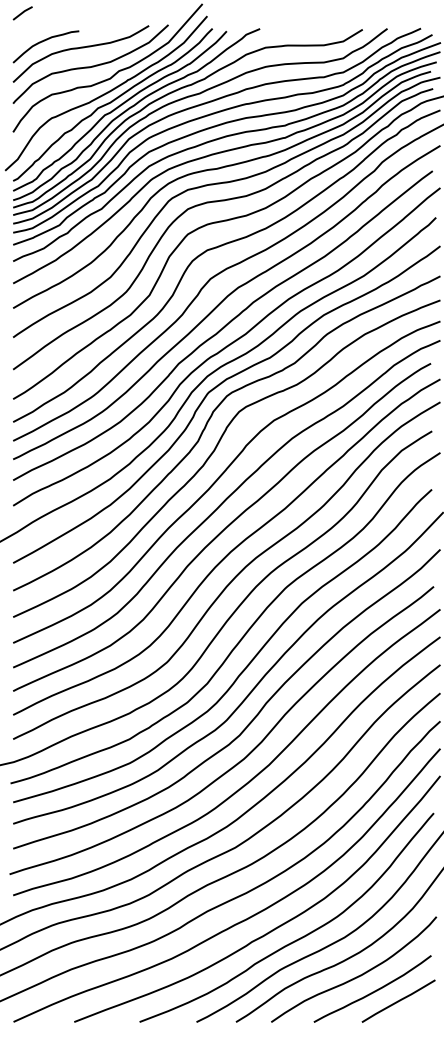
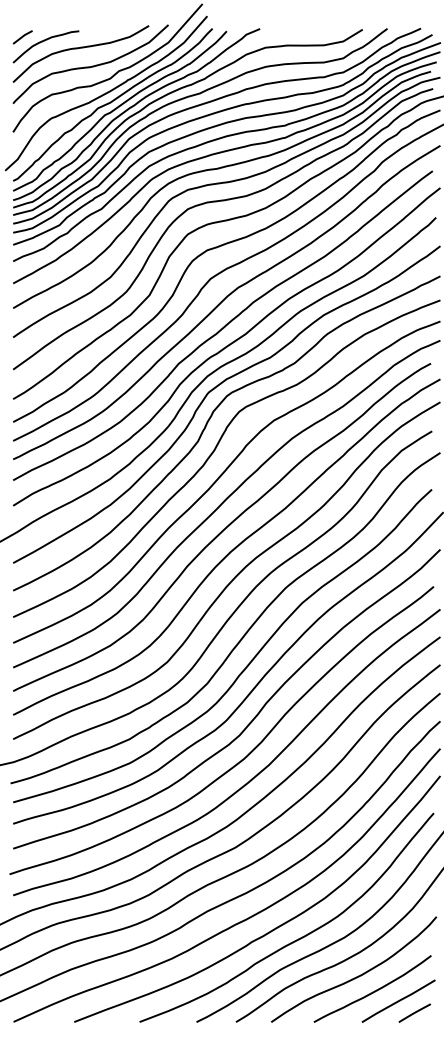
line position: (22, 13) -> (22, 37) (22, 37)
line: none -> present (414, 1012)
